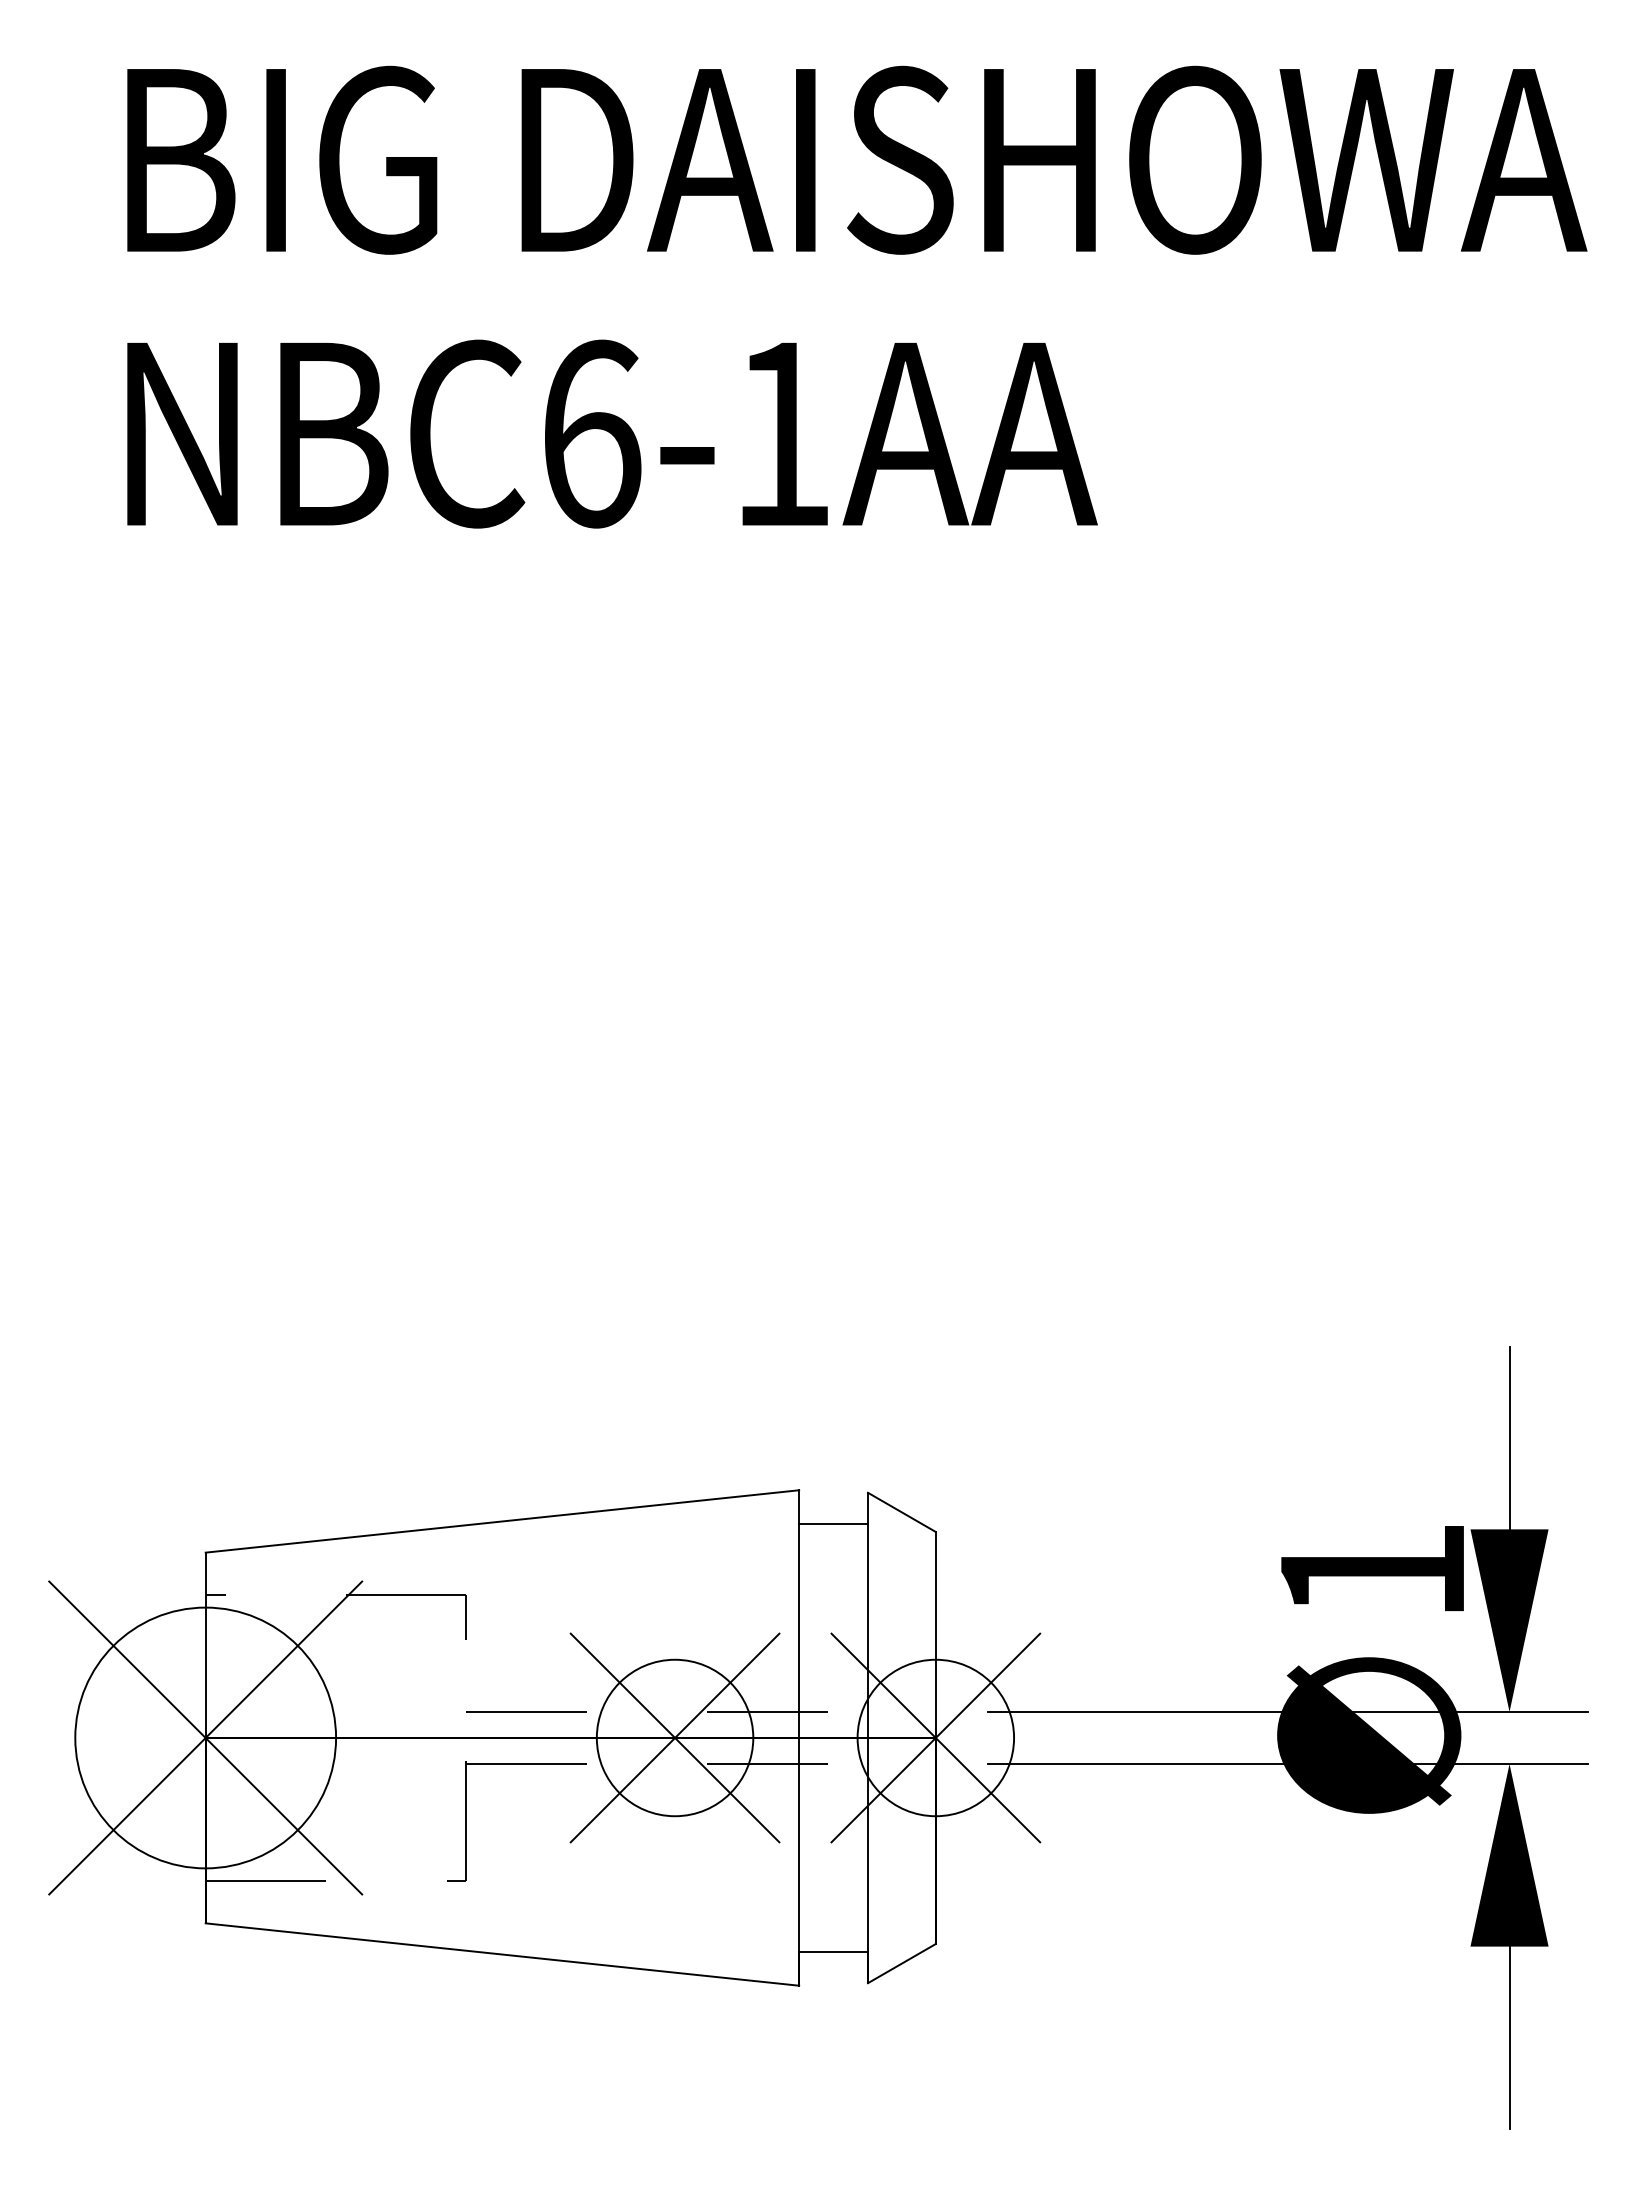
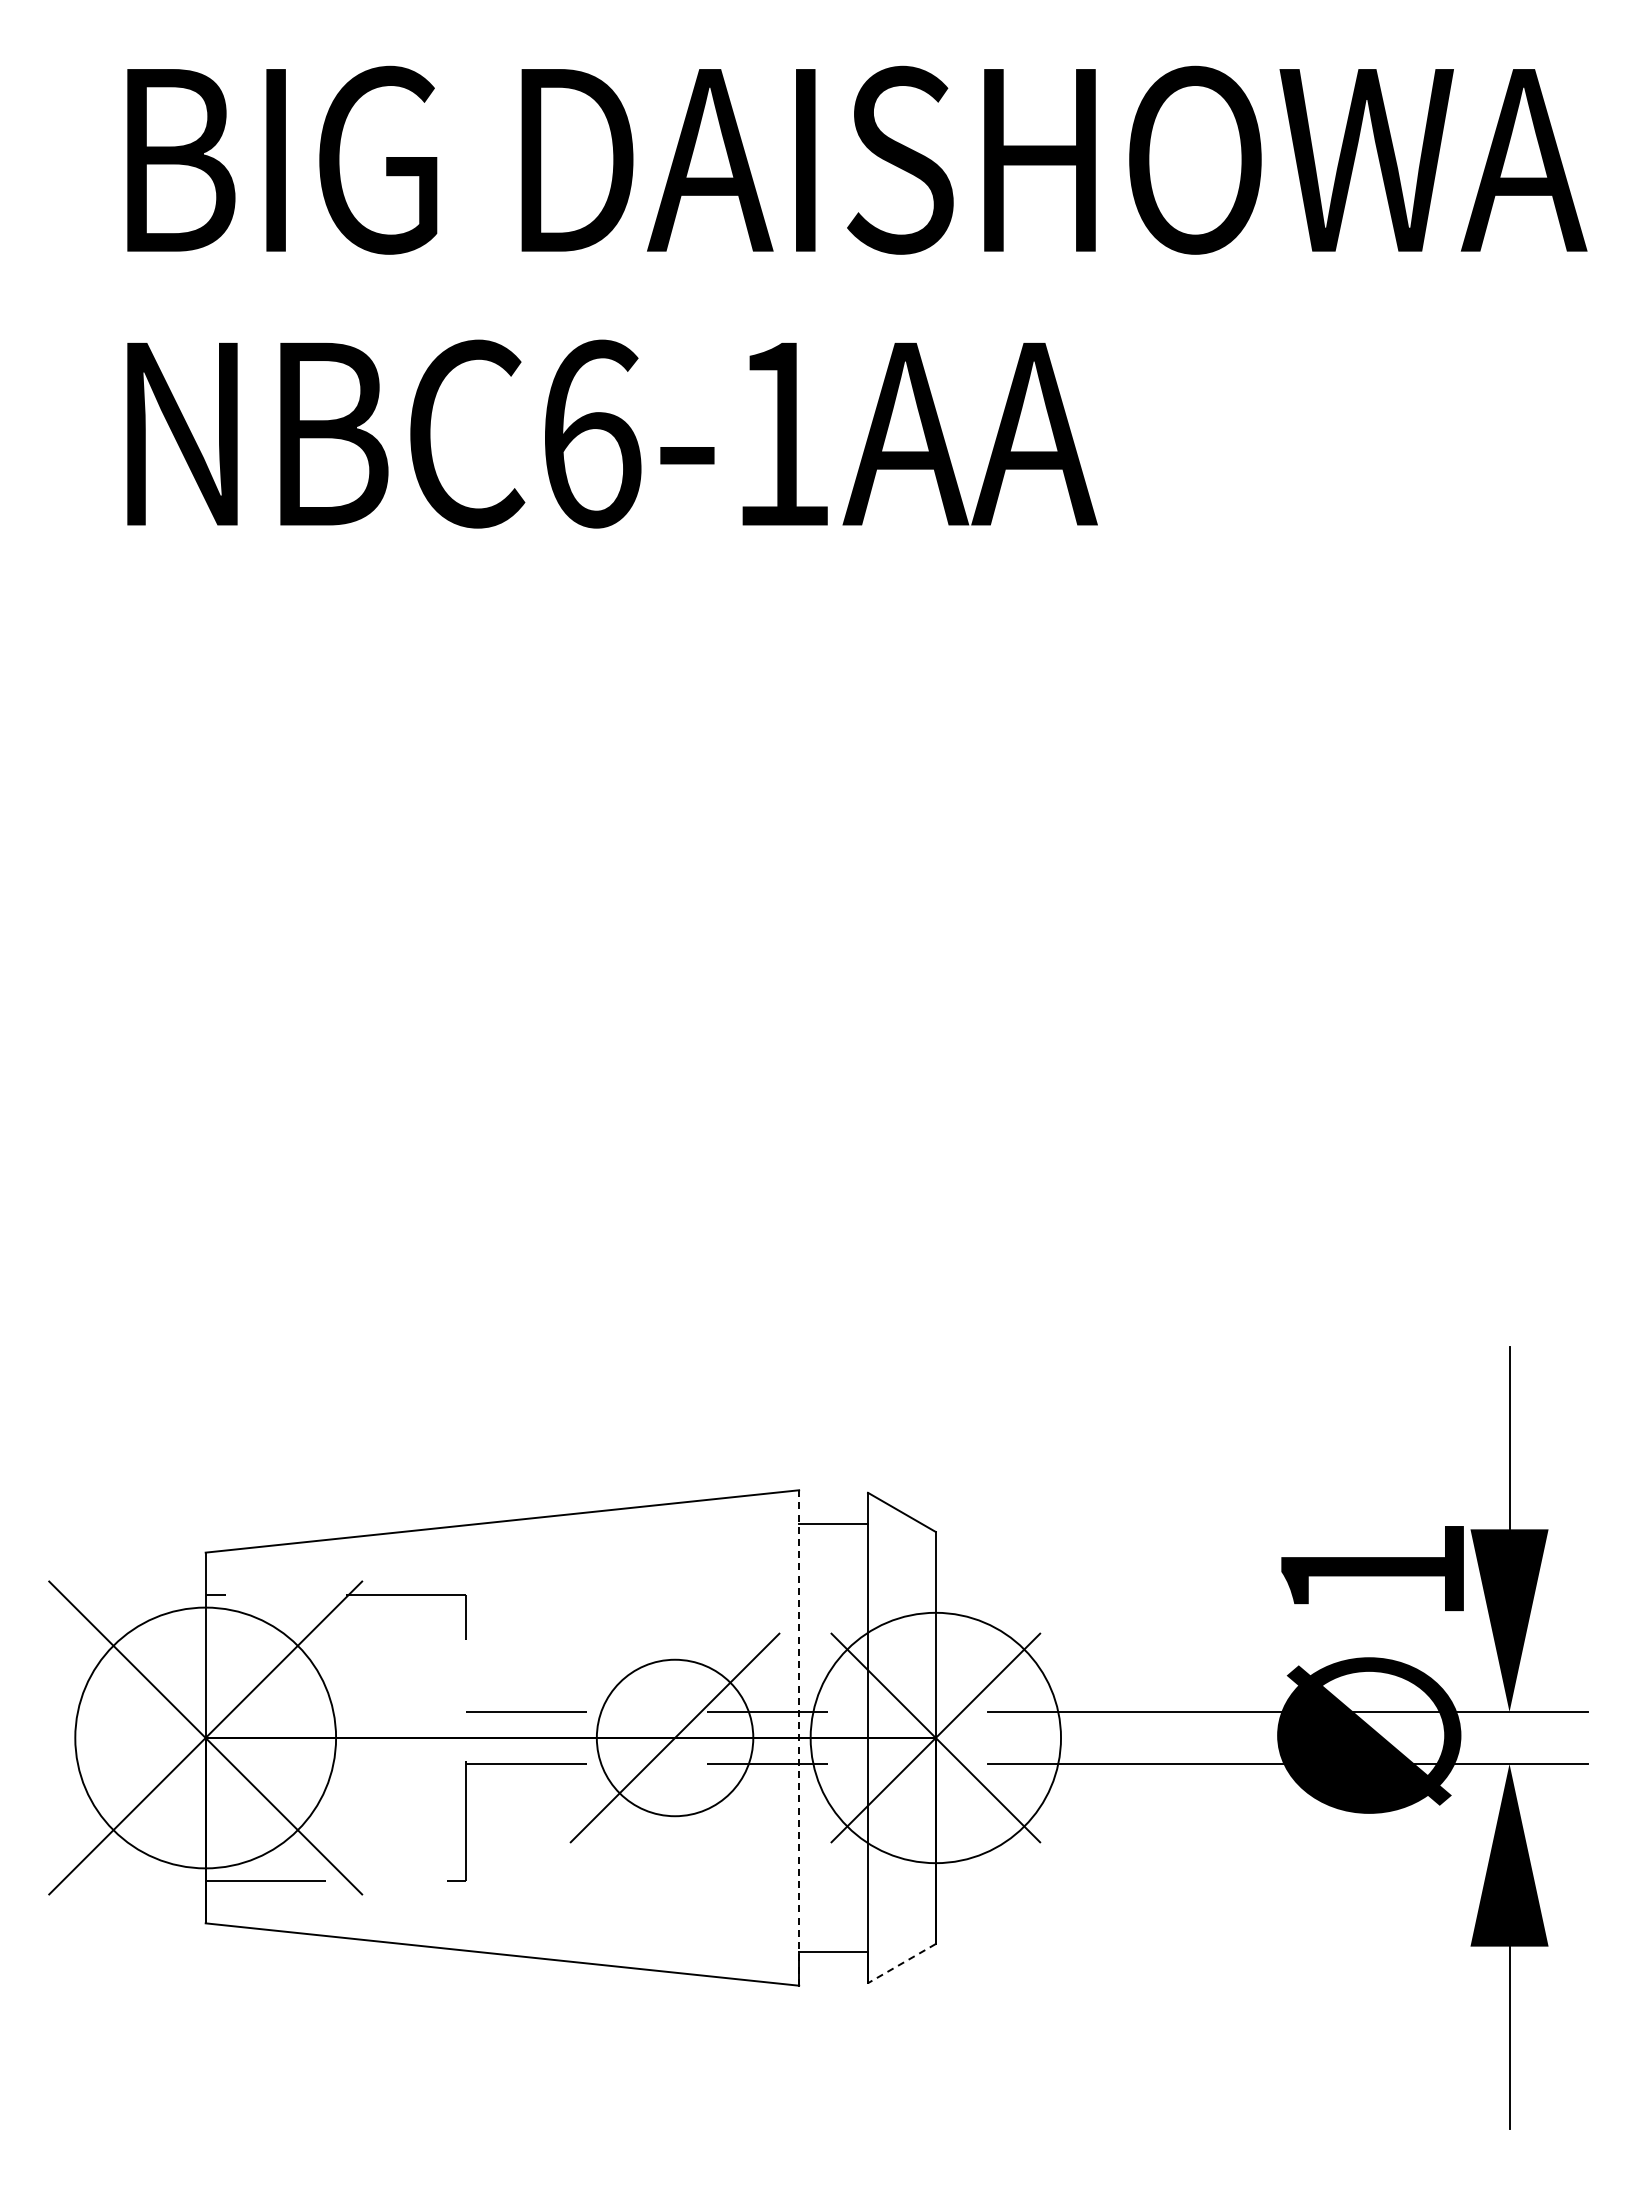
line: present -> none (674, 1737)
line: solid -> dashed (799, 1737)
circle diameter: 156 px -> 250 px (935, 1737)
line: solid -> dashed (901, 1963)
